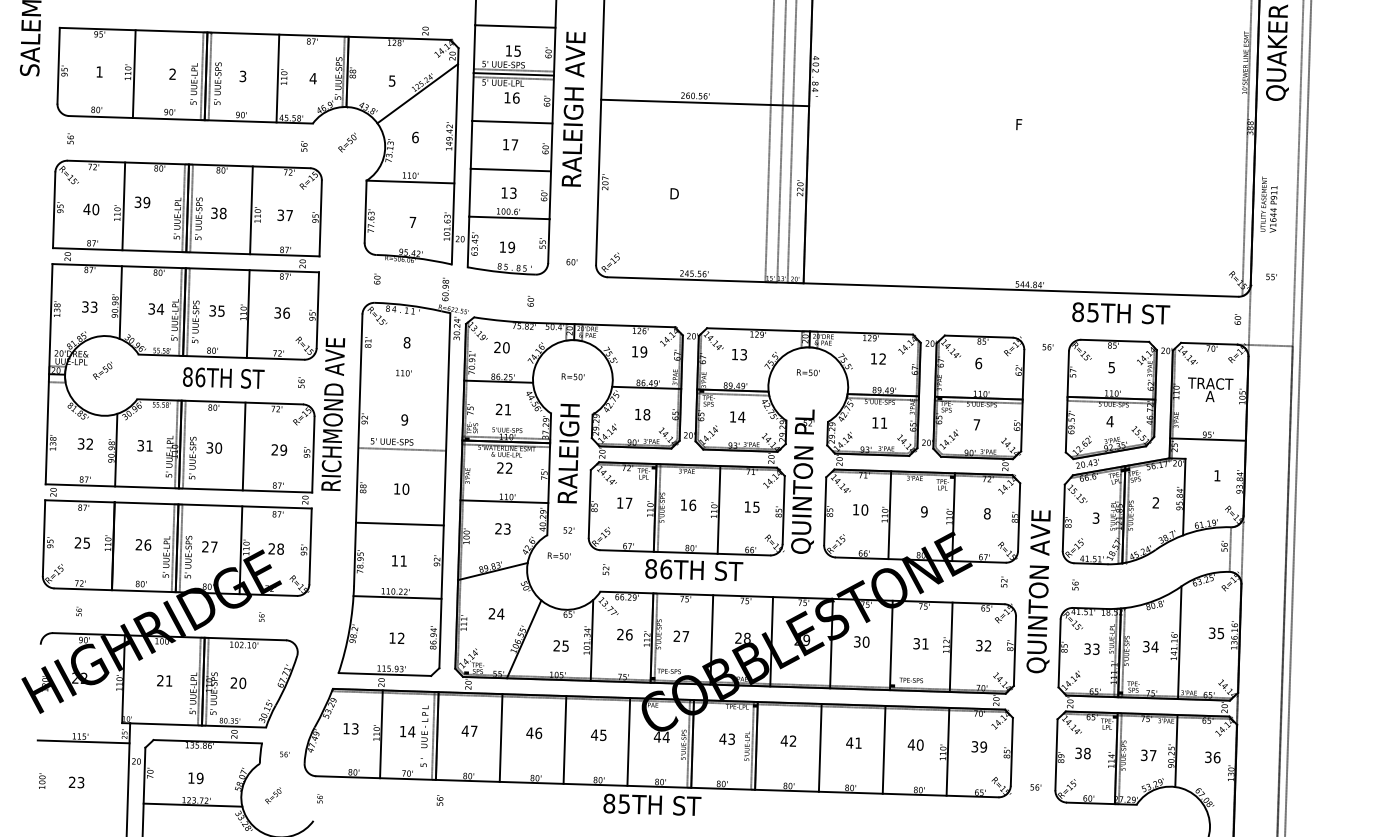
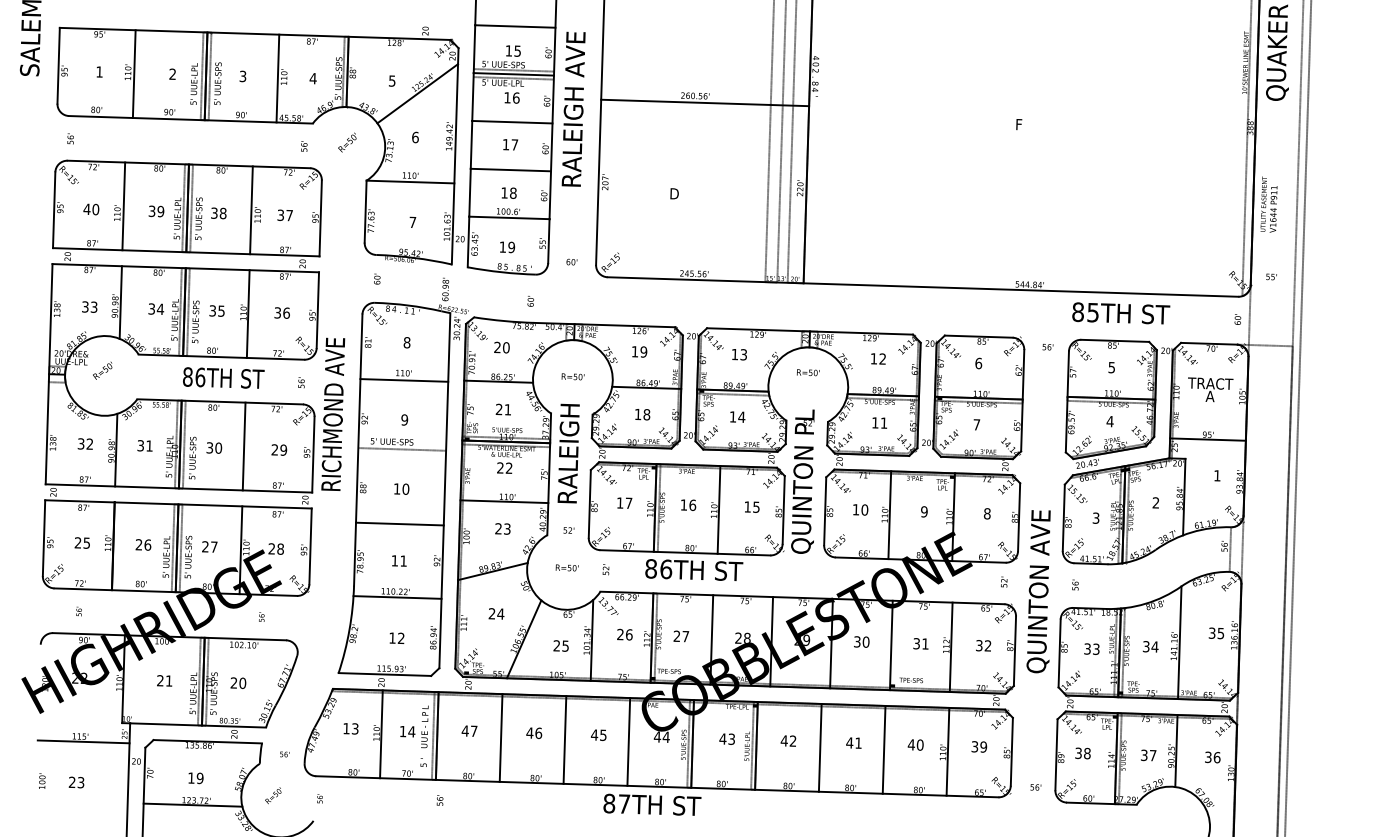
text: 13 -> 18 (513, 192)
text position: (142, 202) -> (156, 211) (156, 211)
line: none -> present (404, 380)
text position: (558, 555) -> (566, 567) (566, 567)
text: 85TH -> 87TH (624, 803)
